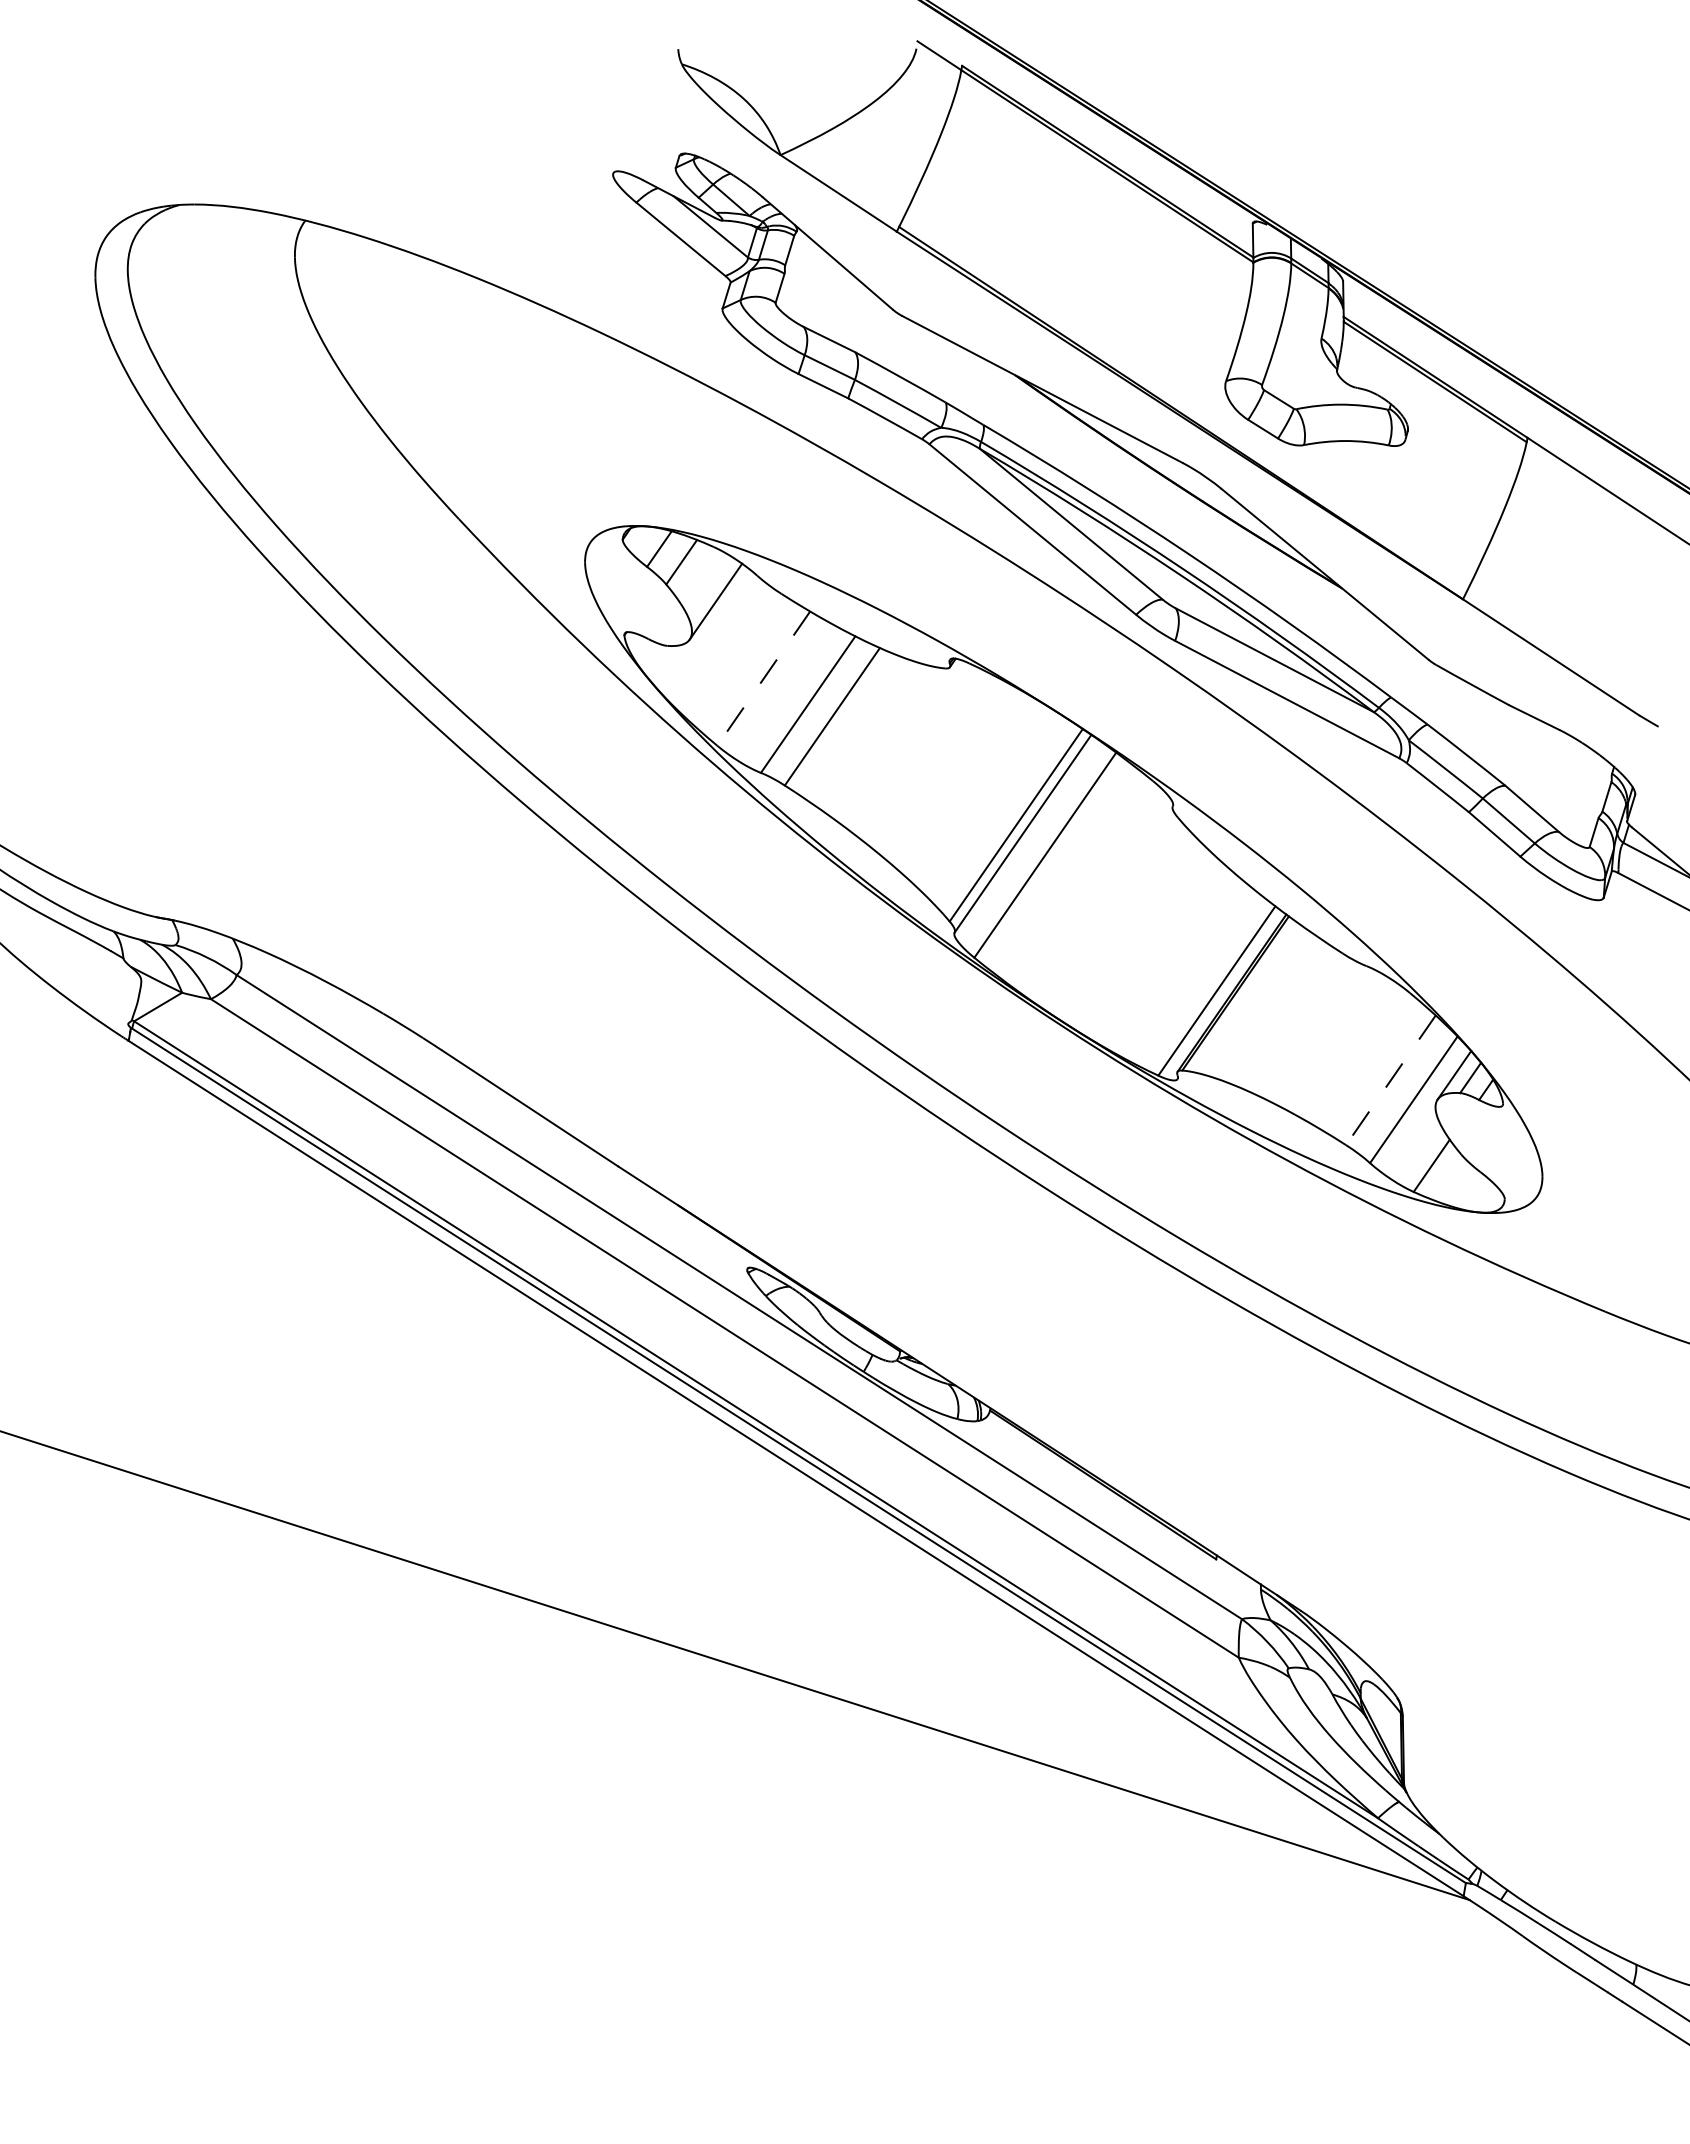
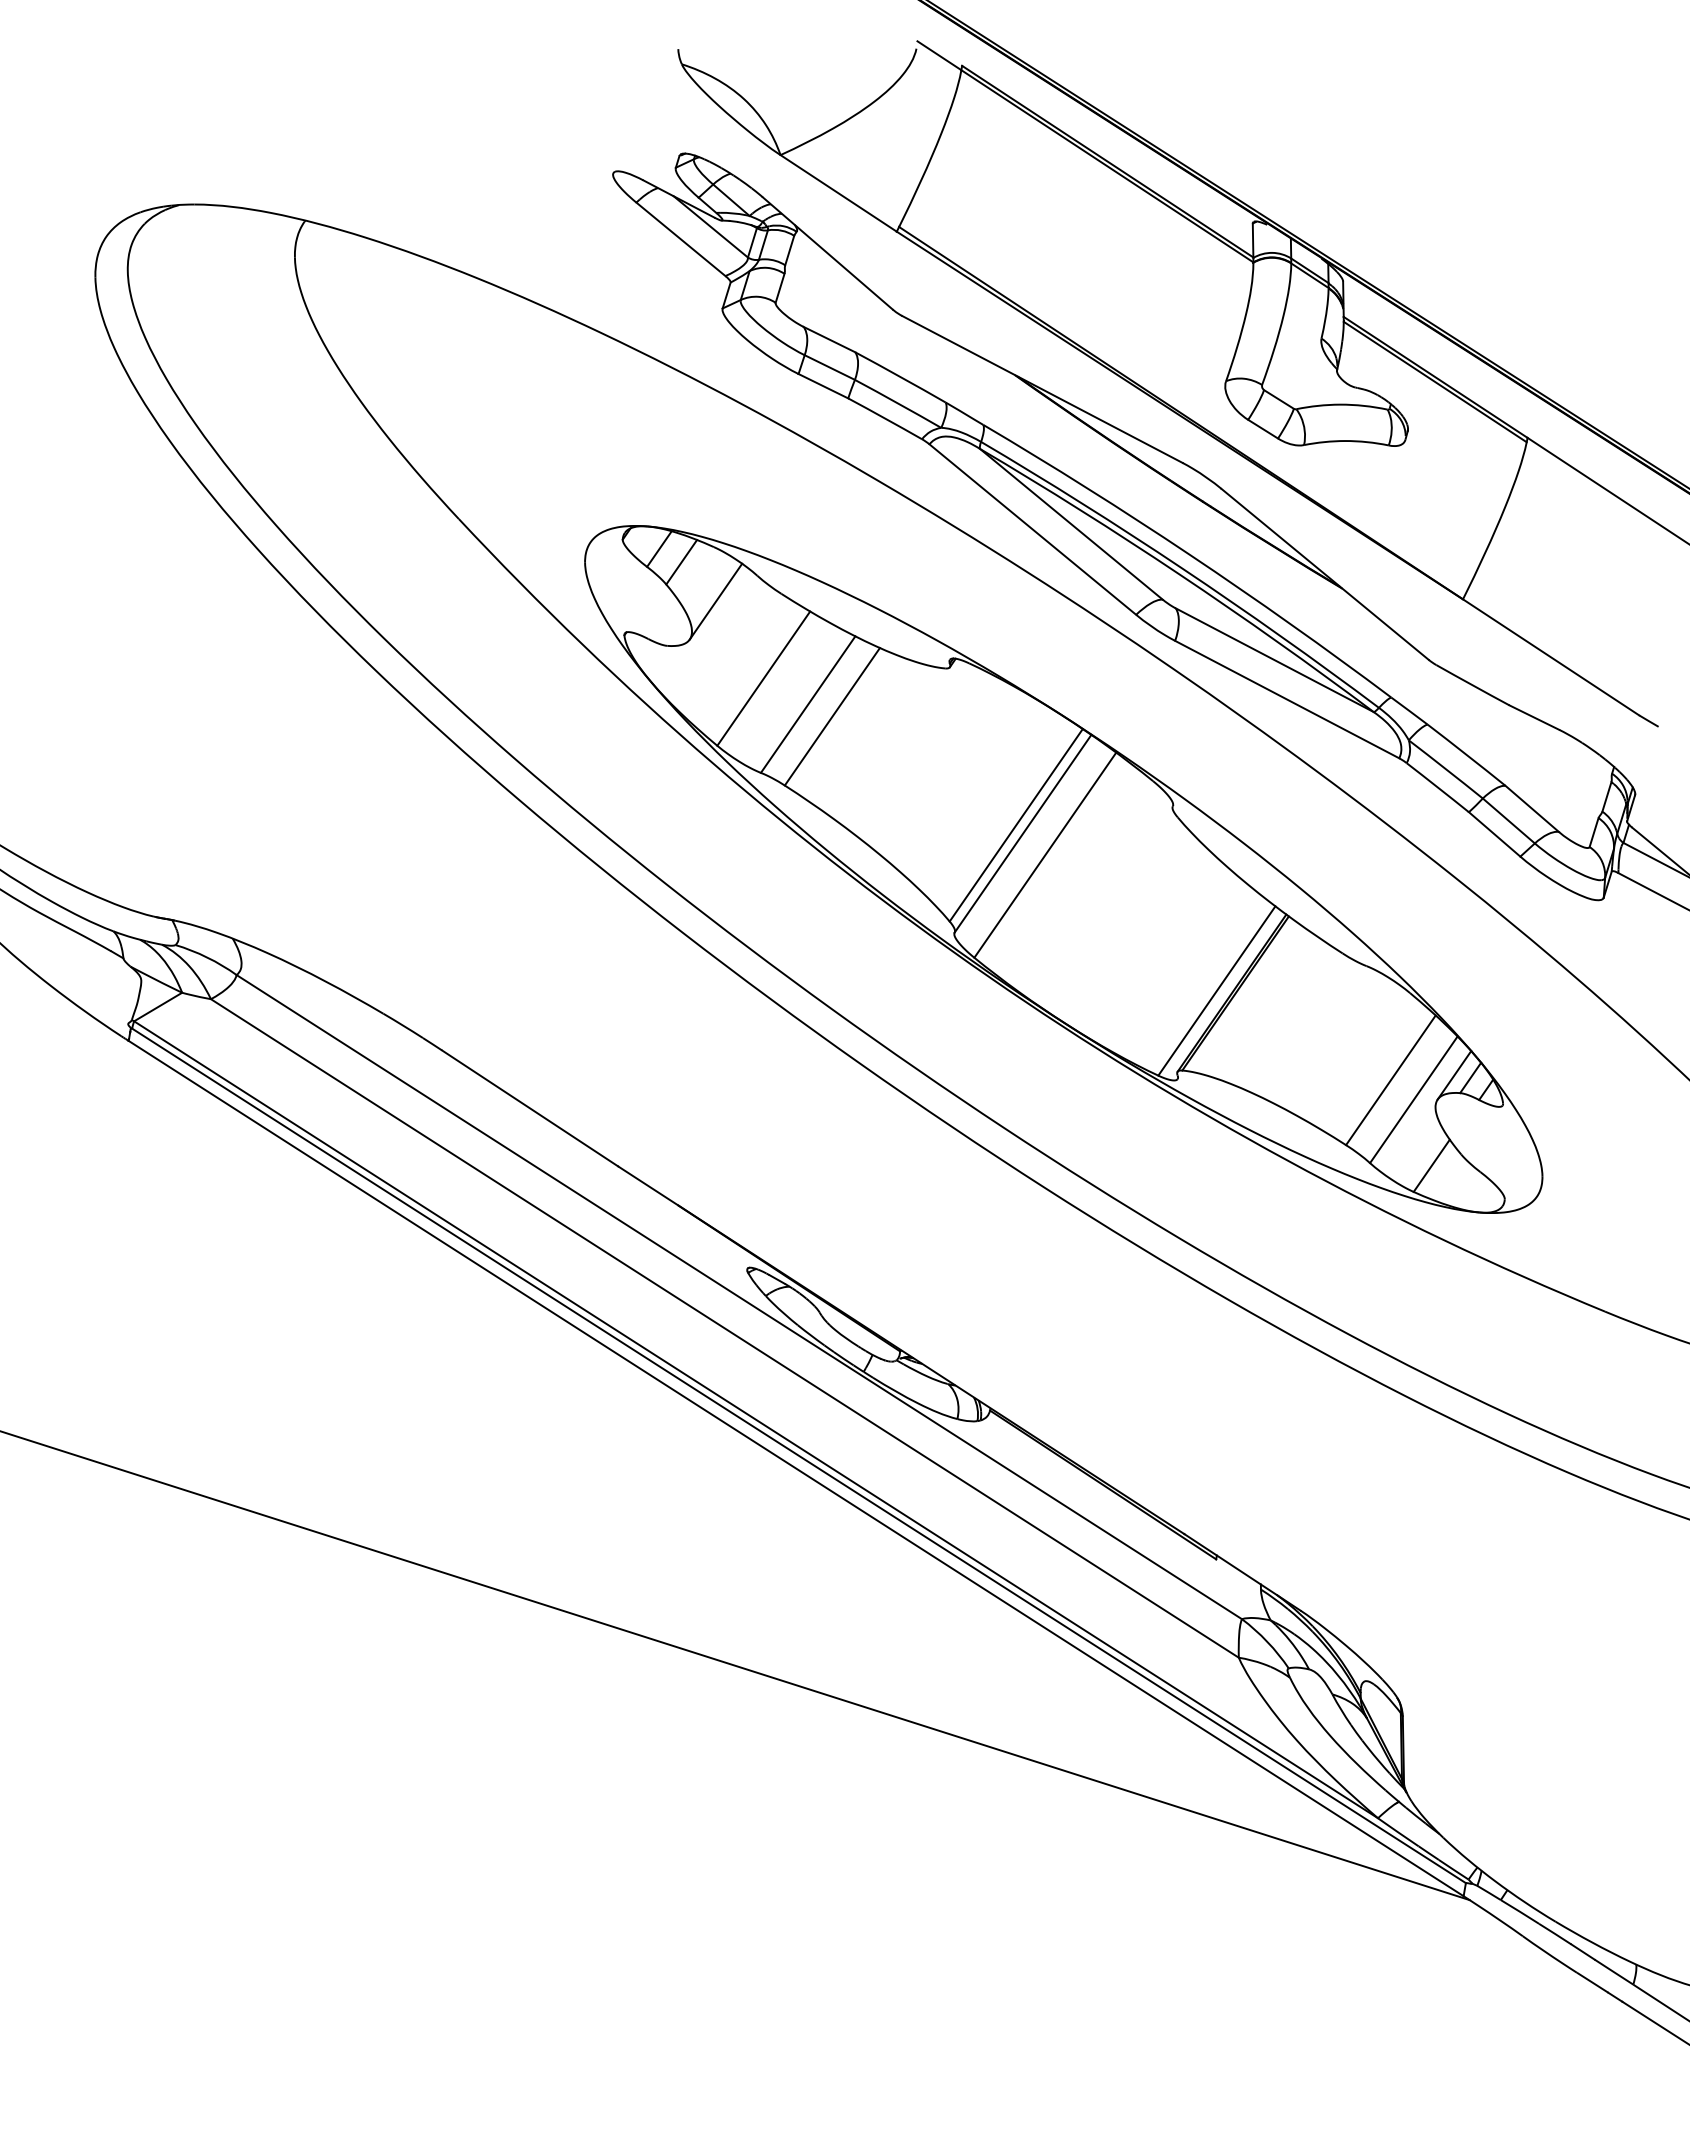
line: dashed -> solid (763, 678)
line: dashed -> solid (1390, 1080)
